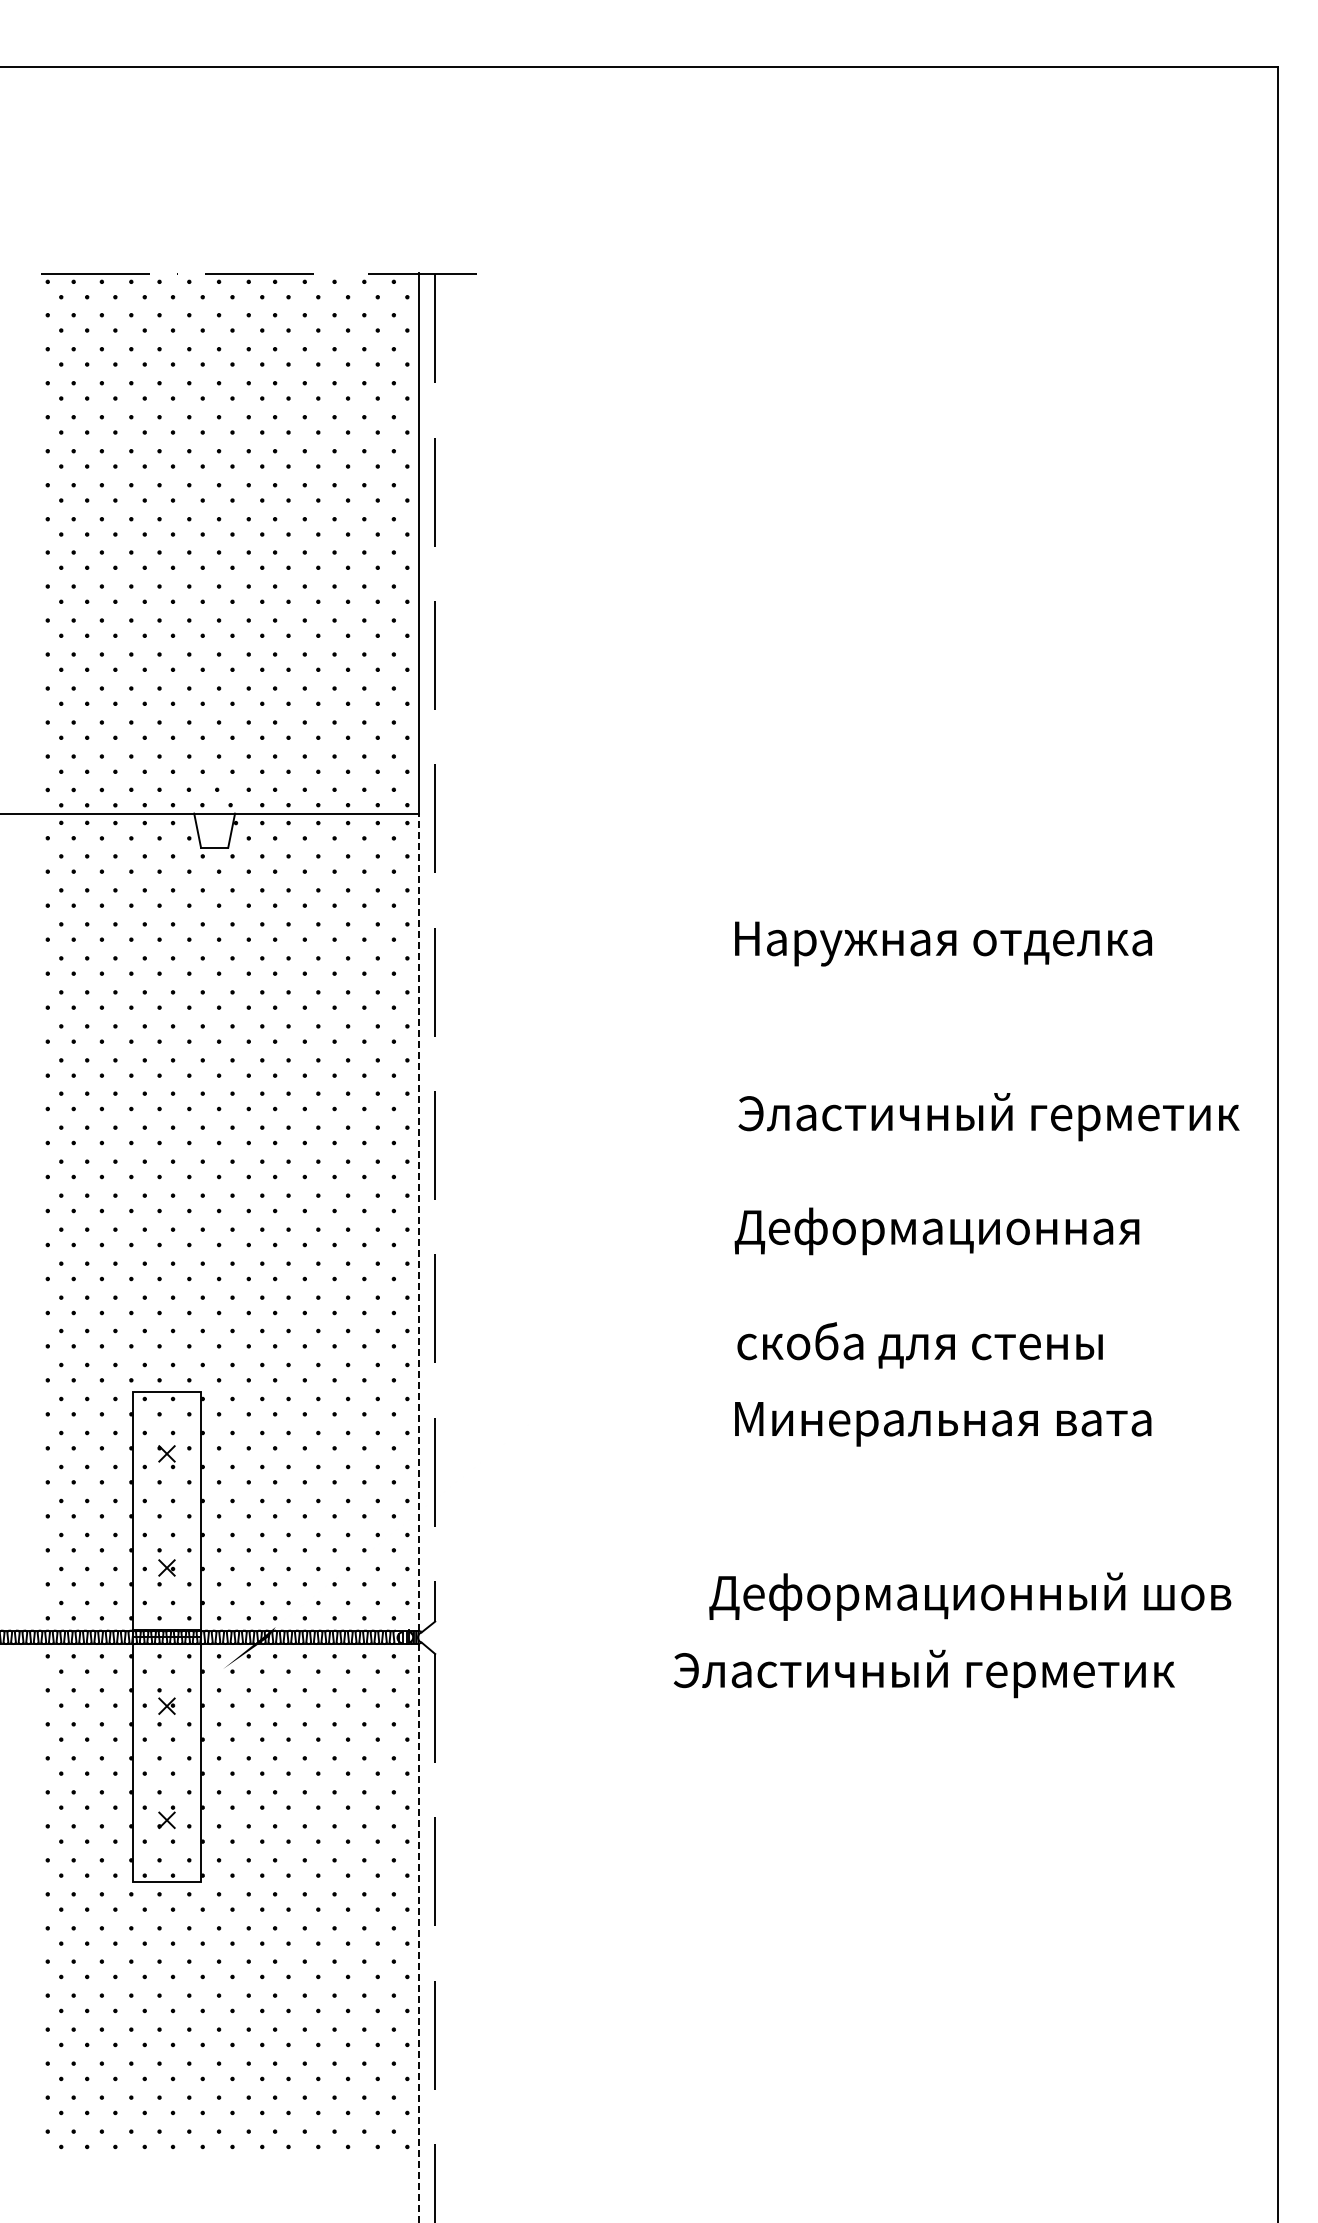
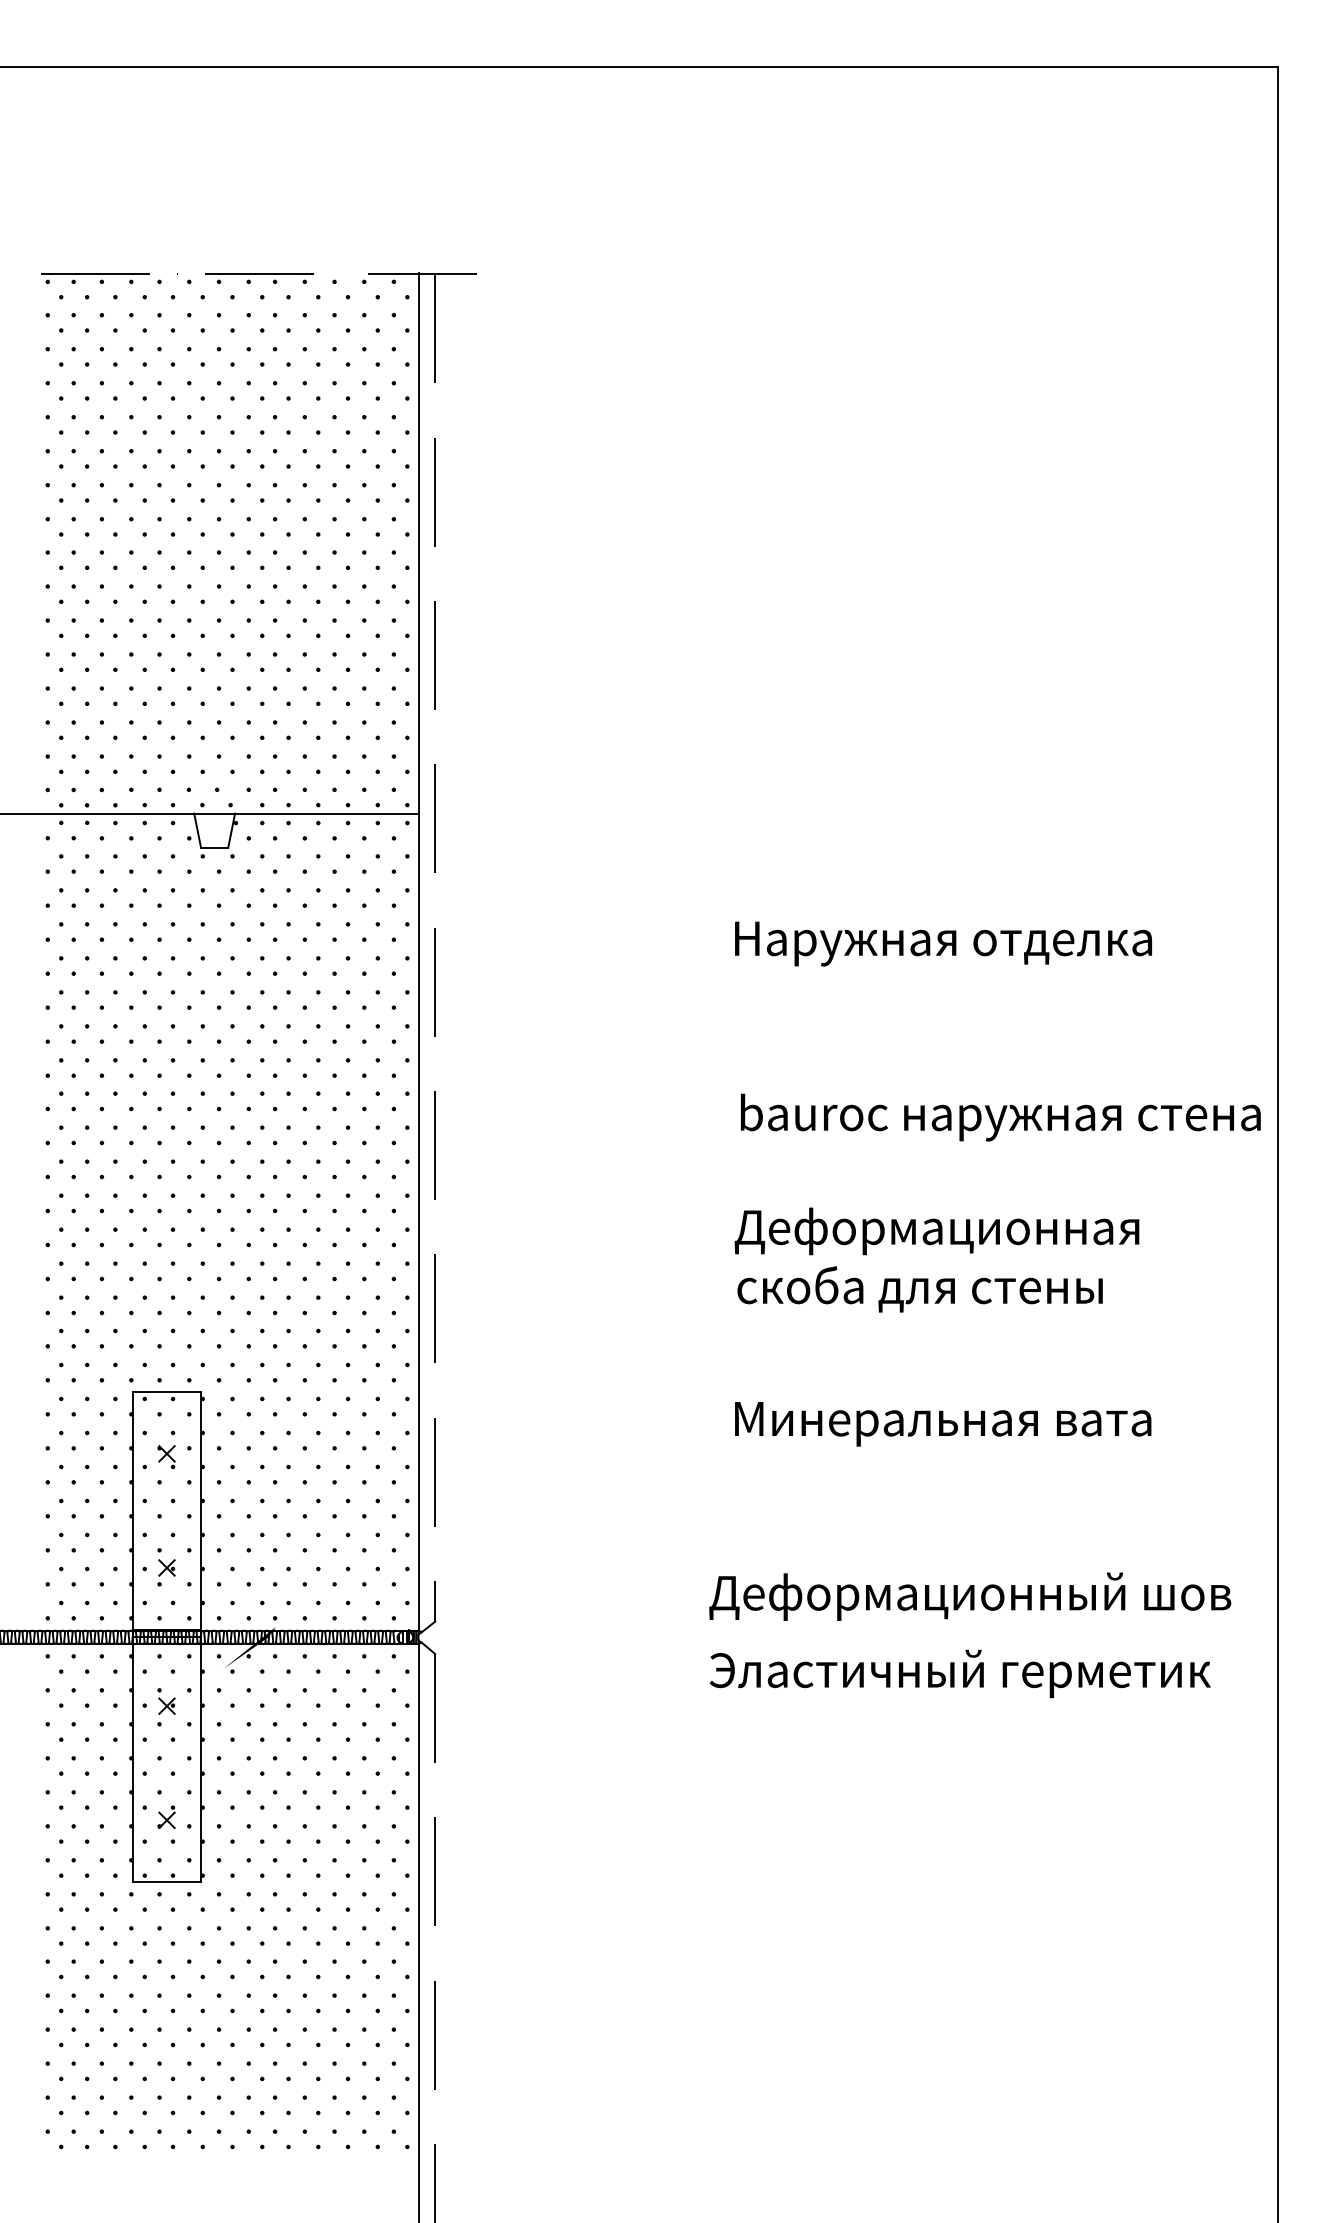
text: Эластичный герметик -> bauroc наружная стена (999, 1117)
line: dashed -> solid (418, 1221)
text position: (919, 1345) -> (919, 1289) (919, 1289)
text position: (923, 1673) -> (959, 1673) (959, 1673)
line: dashed -> solid (418, 1933)
